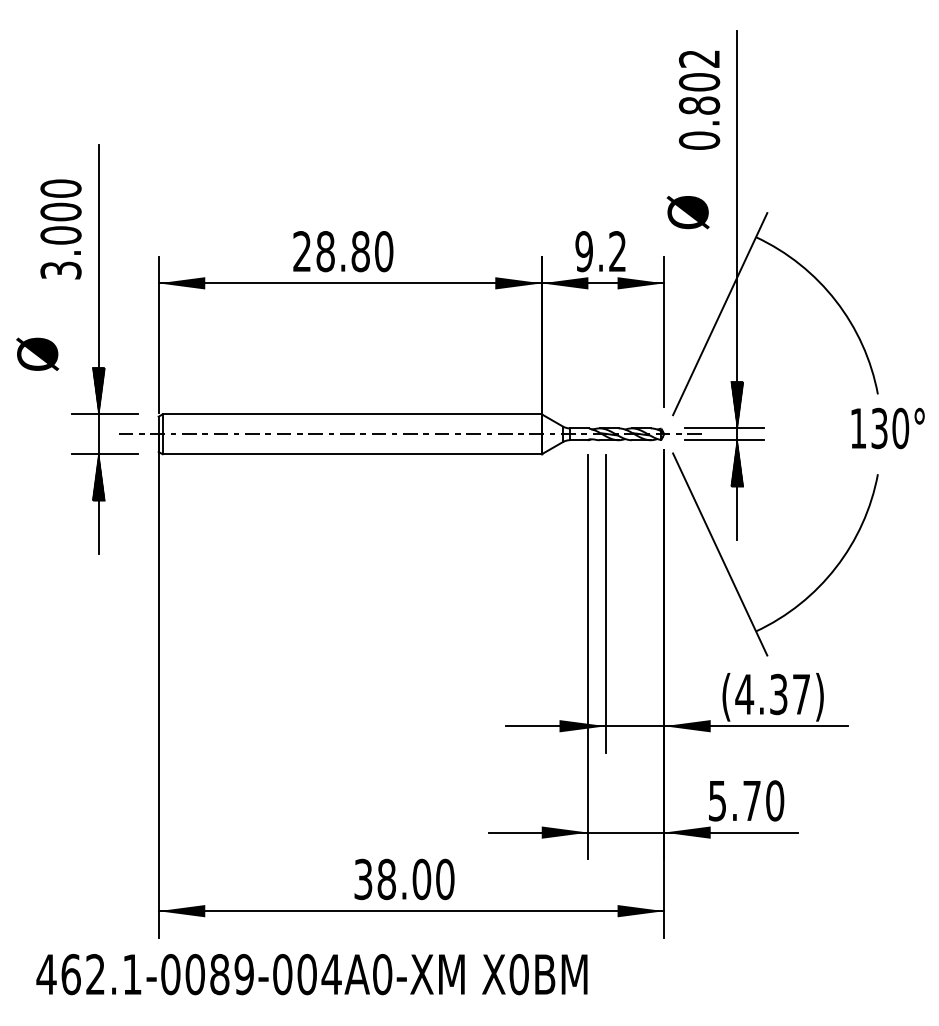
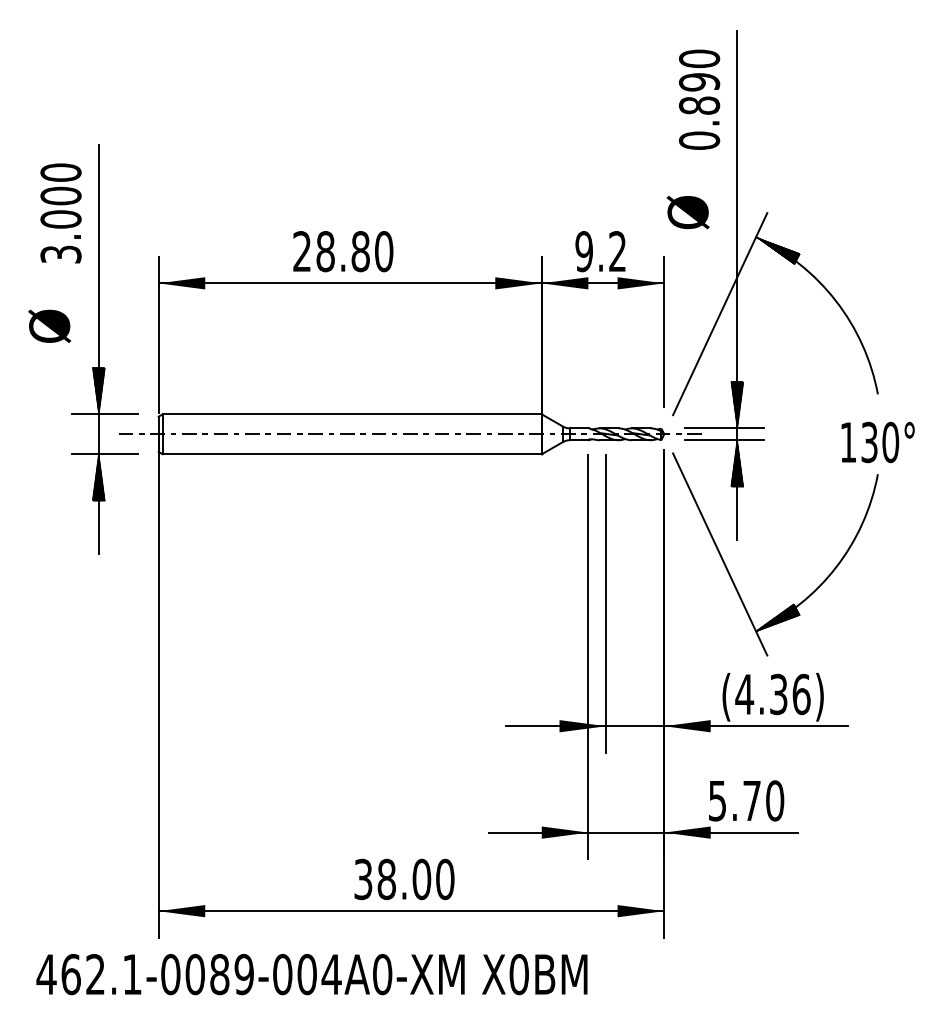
text: 0.802 -> 0.890 (699, 70)
text position: (60, 229) -> (60, 213) (60, 213)
hatch: none -> present (777, 250)
text position: (37, 353) -> (49, 325) (49, 325)
text position: (887, 428) -> (877, 442) (877, 442)
hatch: none -> present (778, 617)
text: (4.37) -> (4.36) (801, 694)
